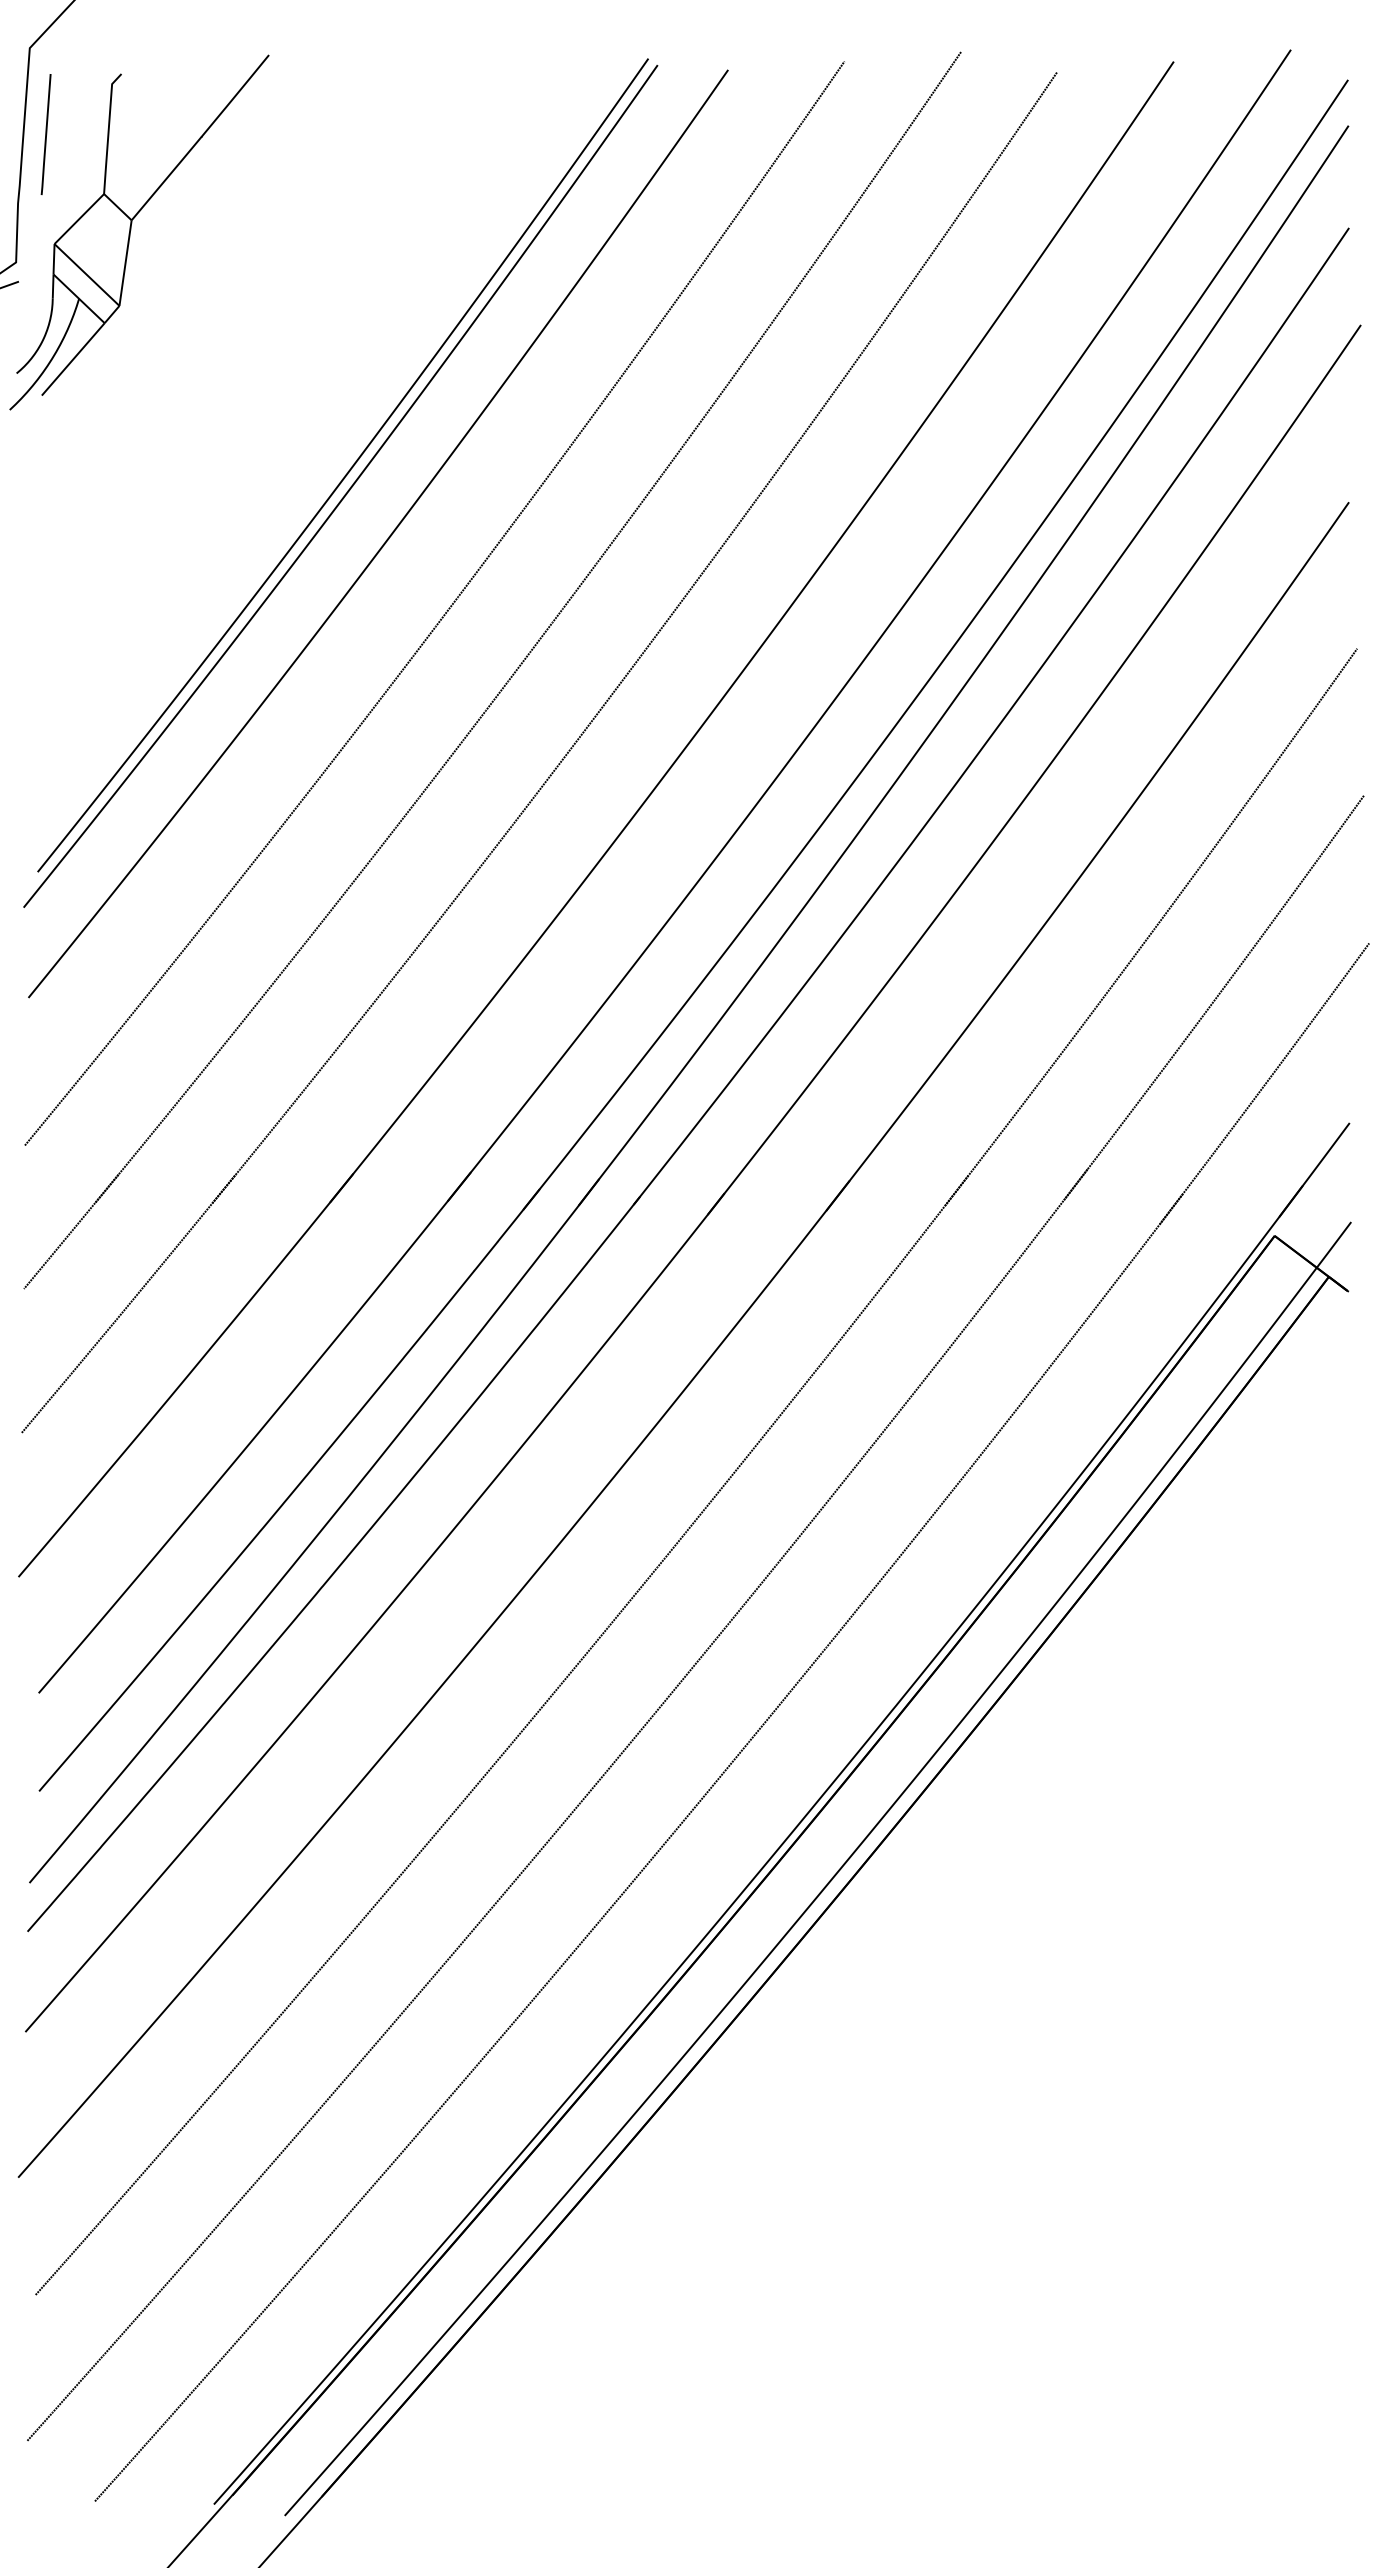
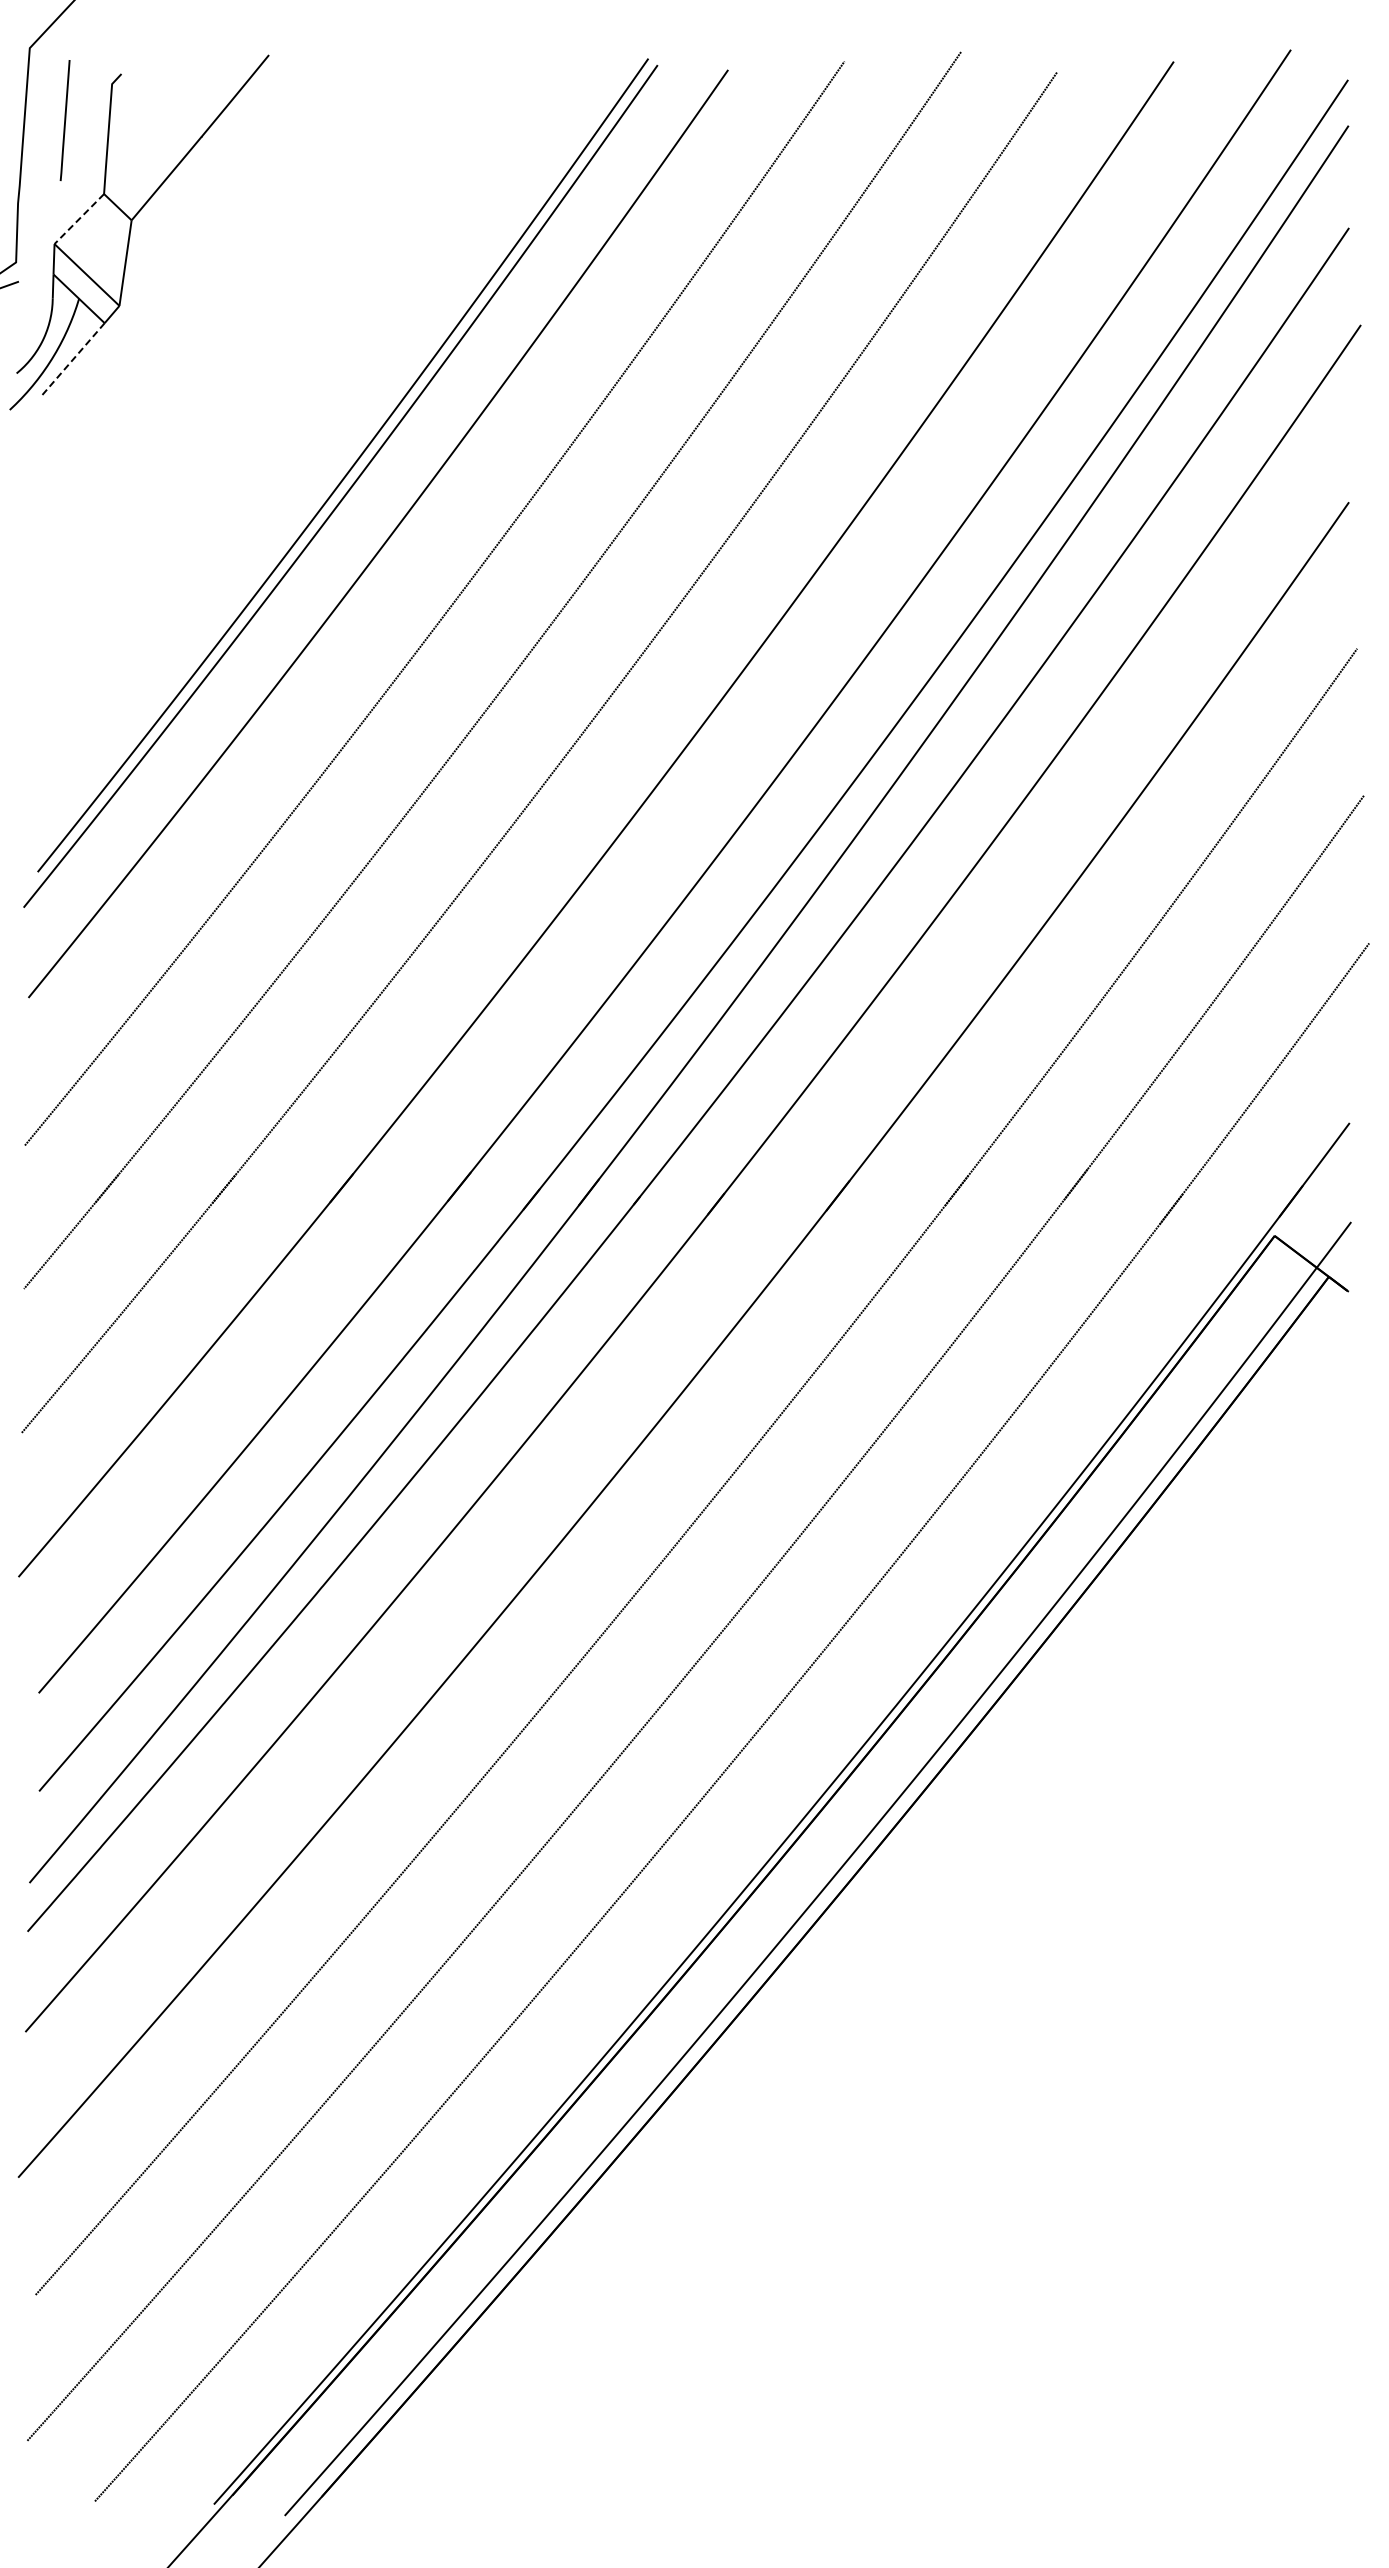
line position: (45, 134) -> (64, 120) (64, 120)
line: solid -> dashed (78, 219)
line: solid -> dashed (73, 359)
